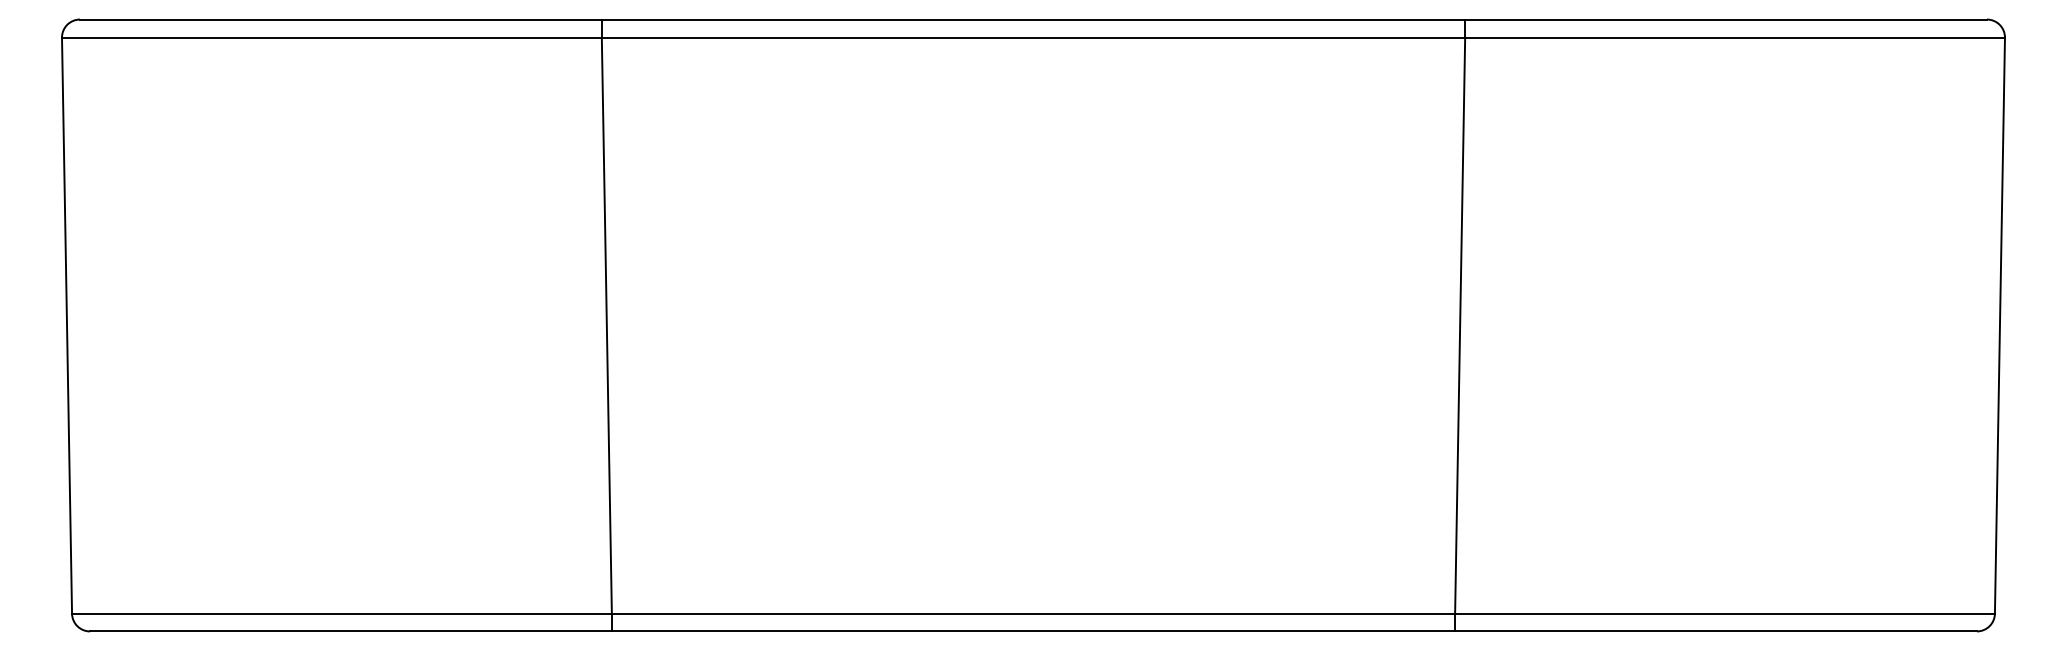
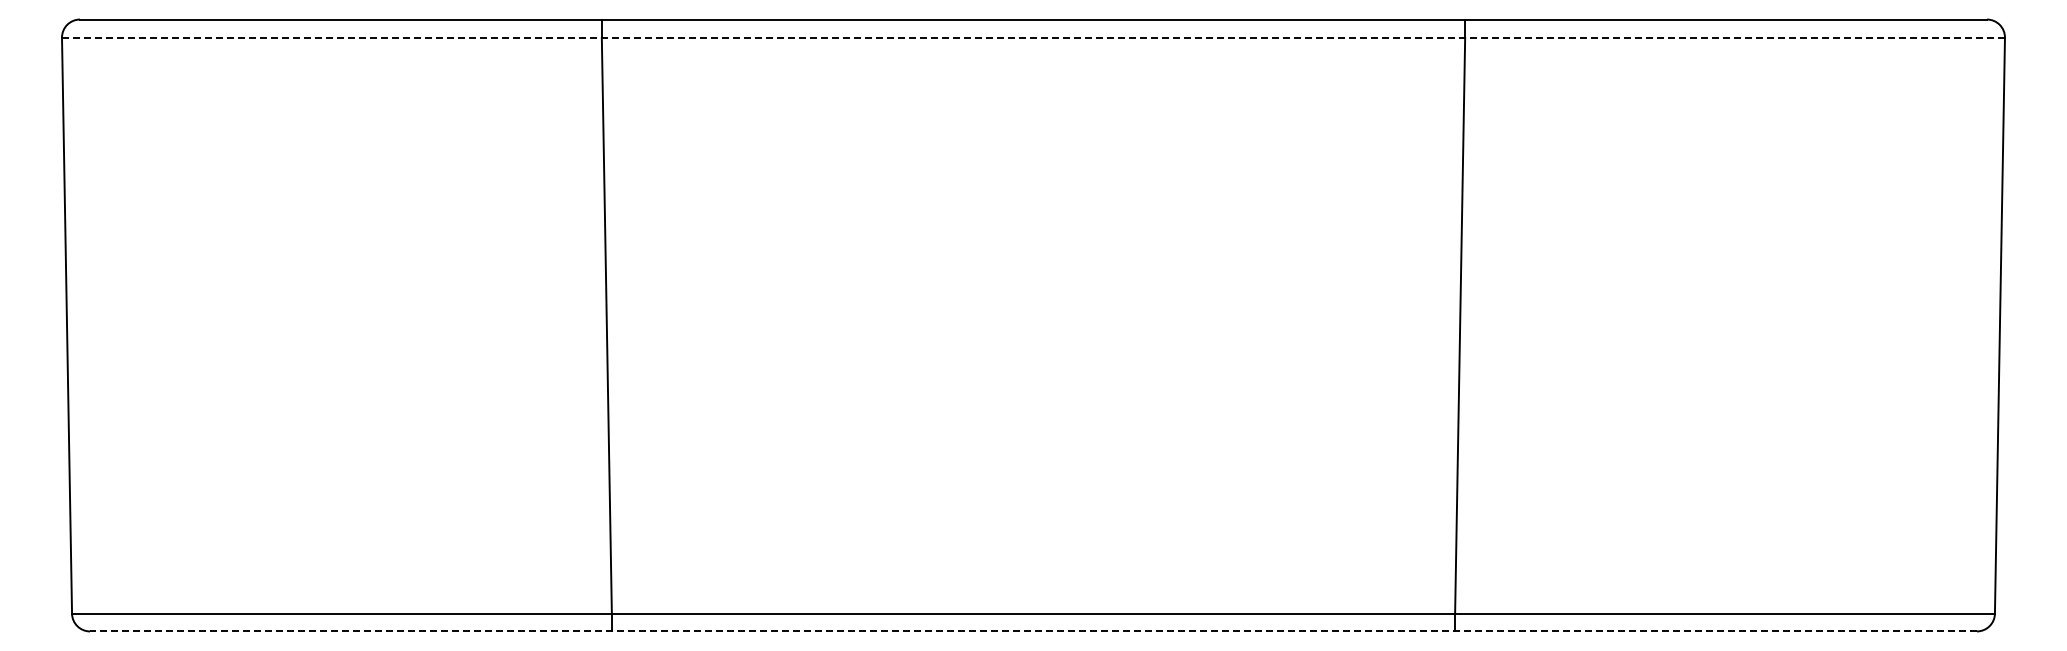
line: solid -> dashed (1033, 37)
line: solid -> dashed (1033, 631)
